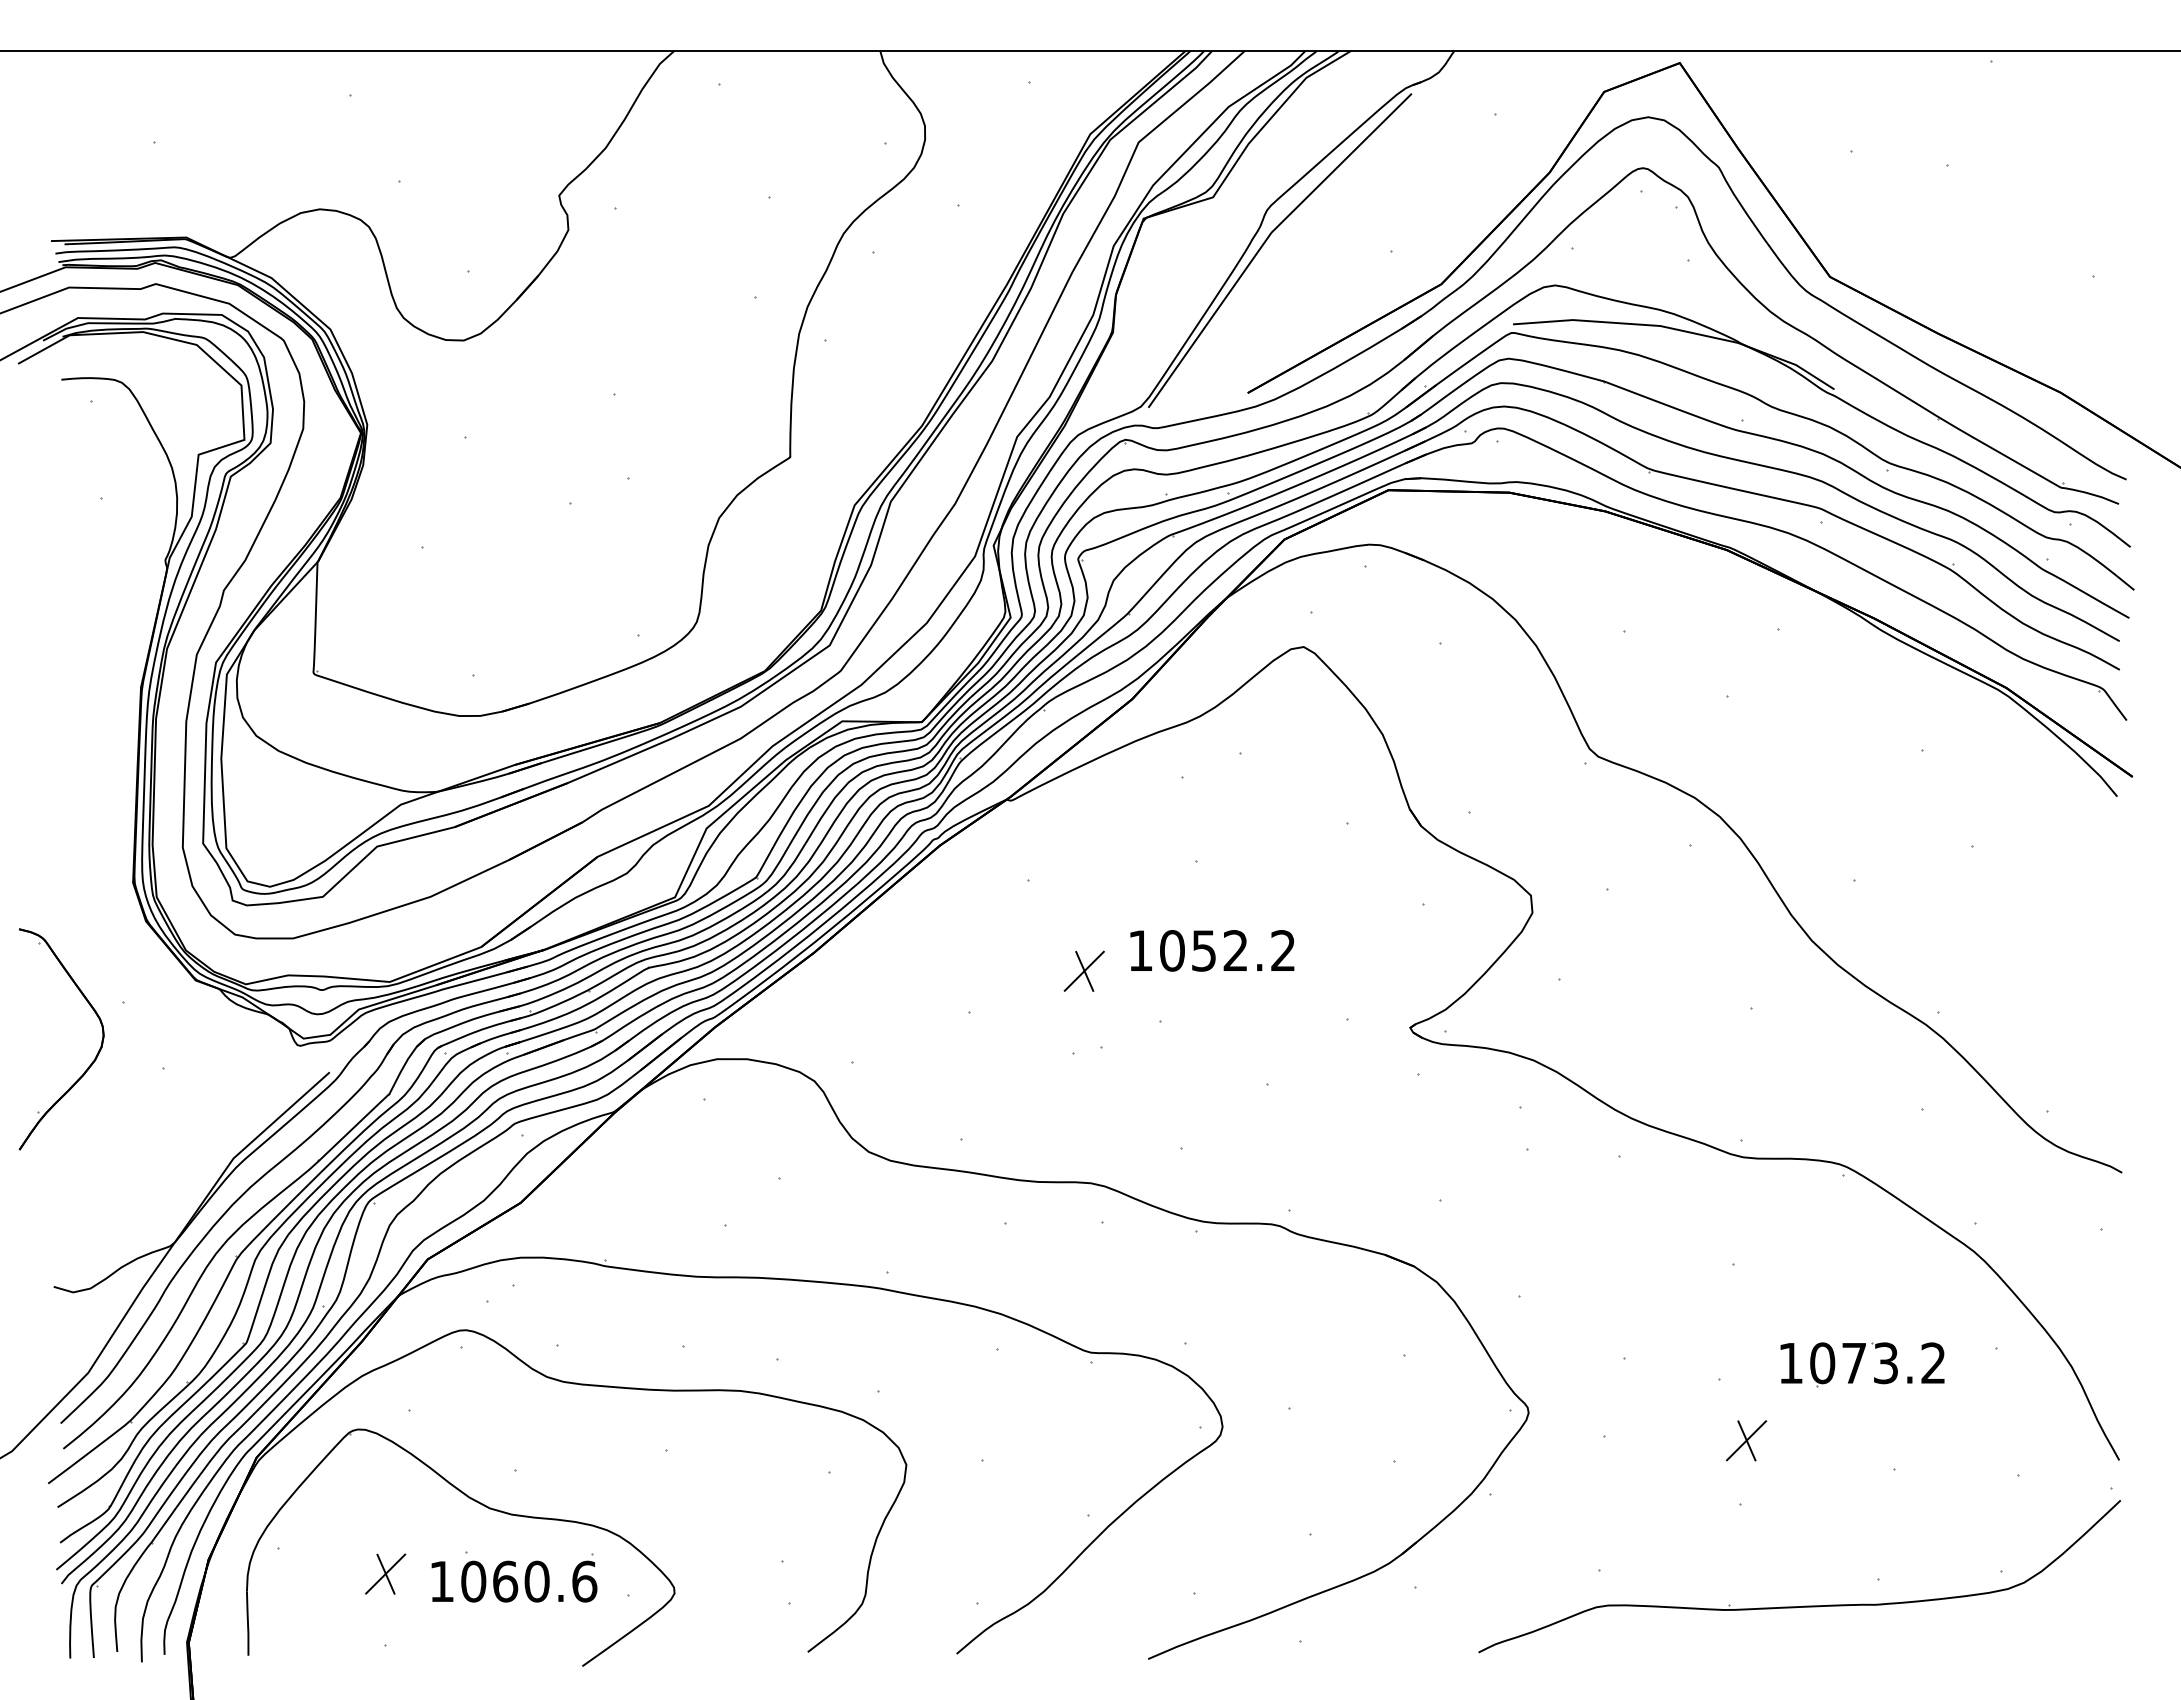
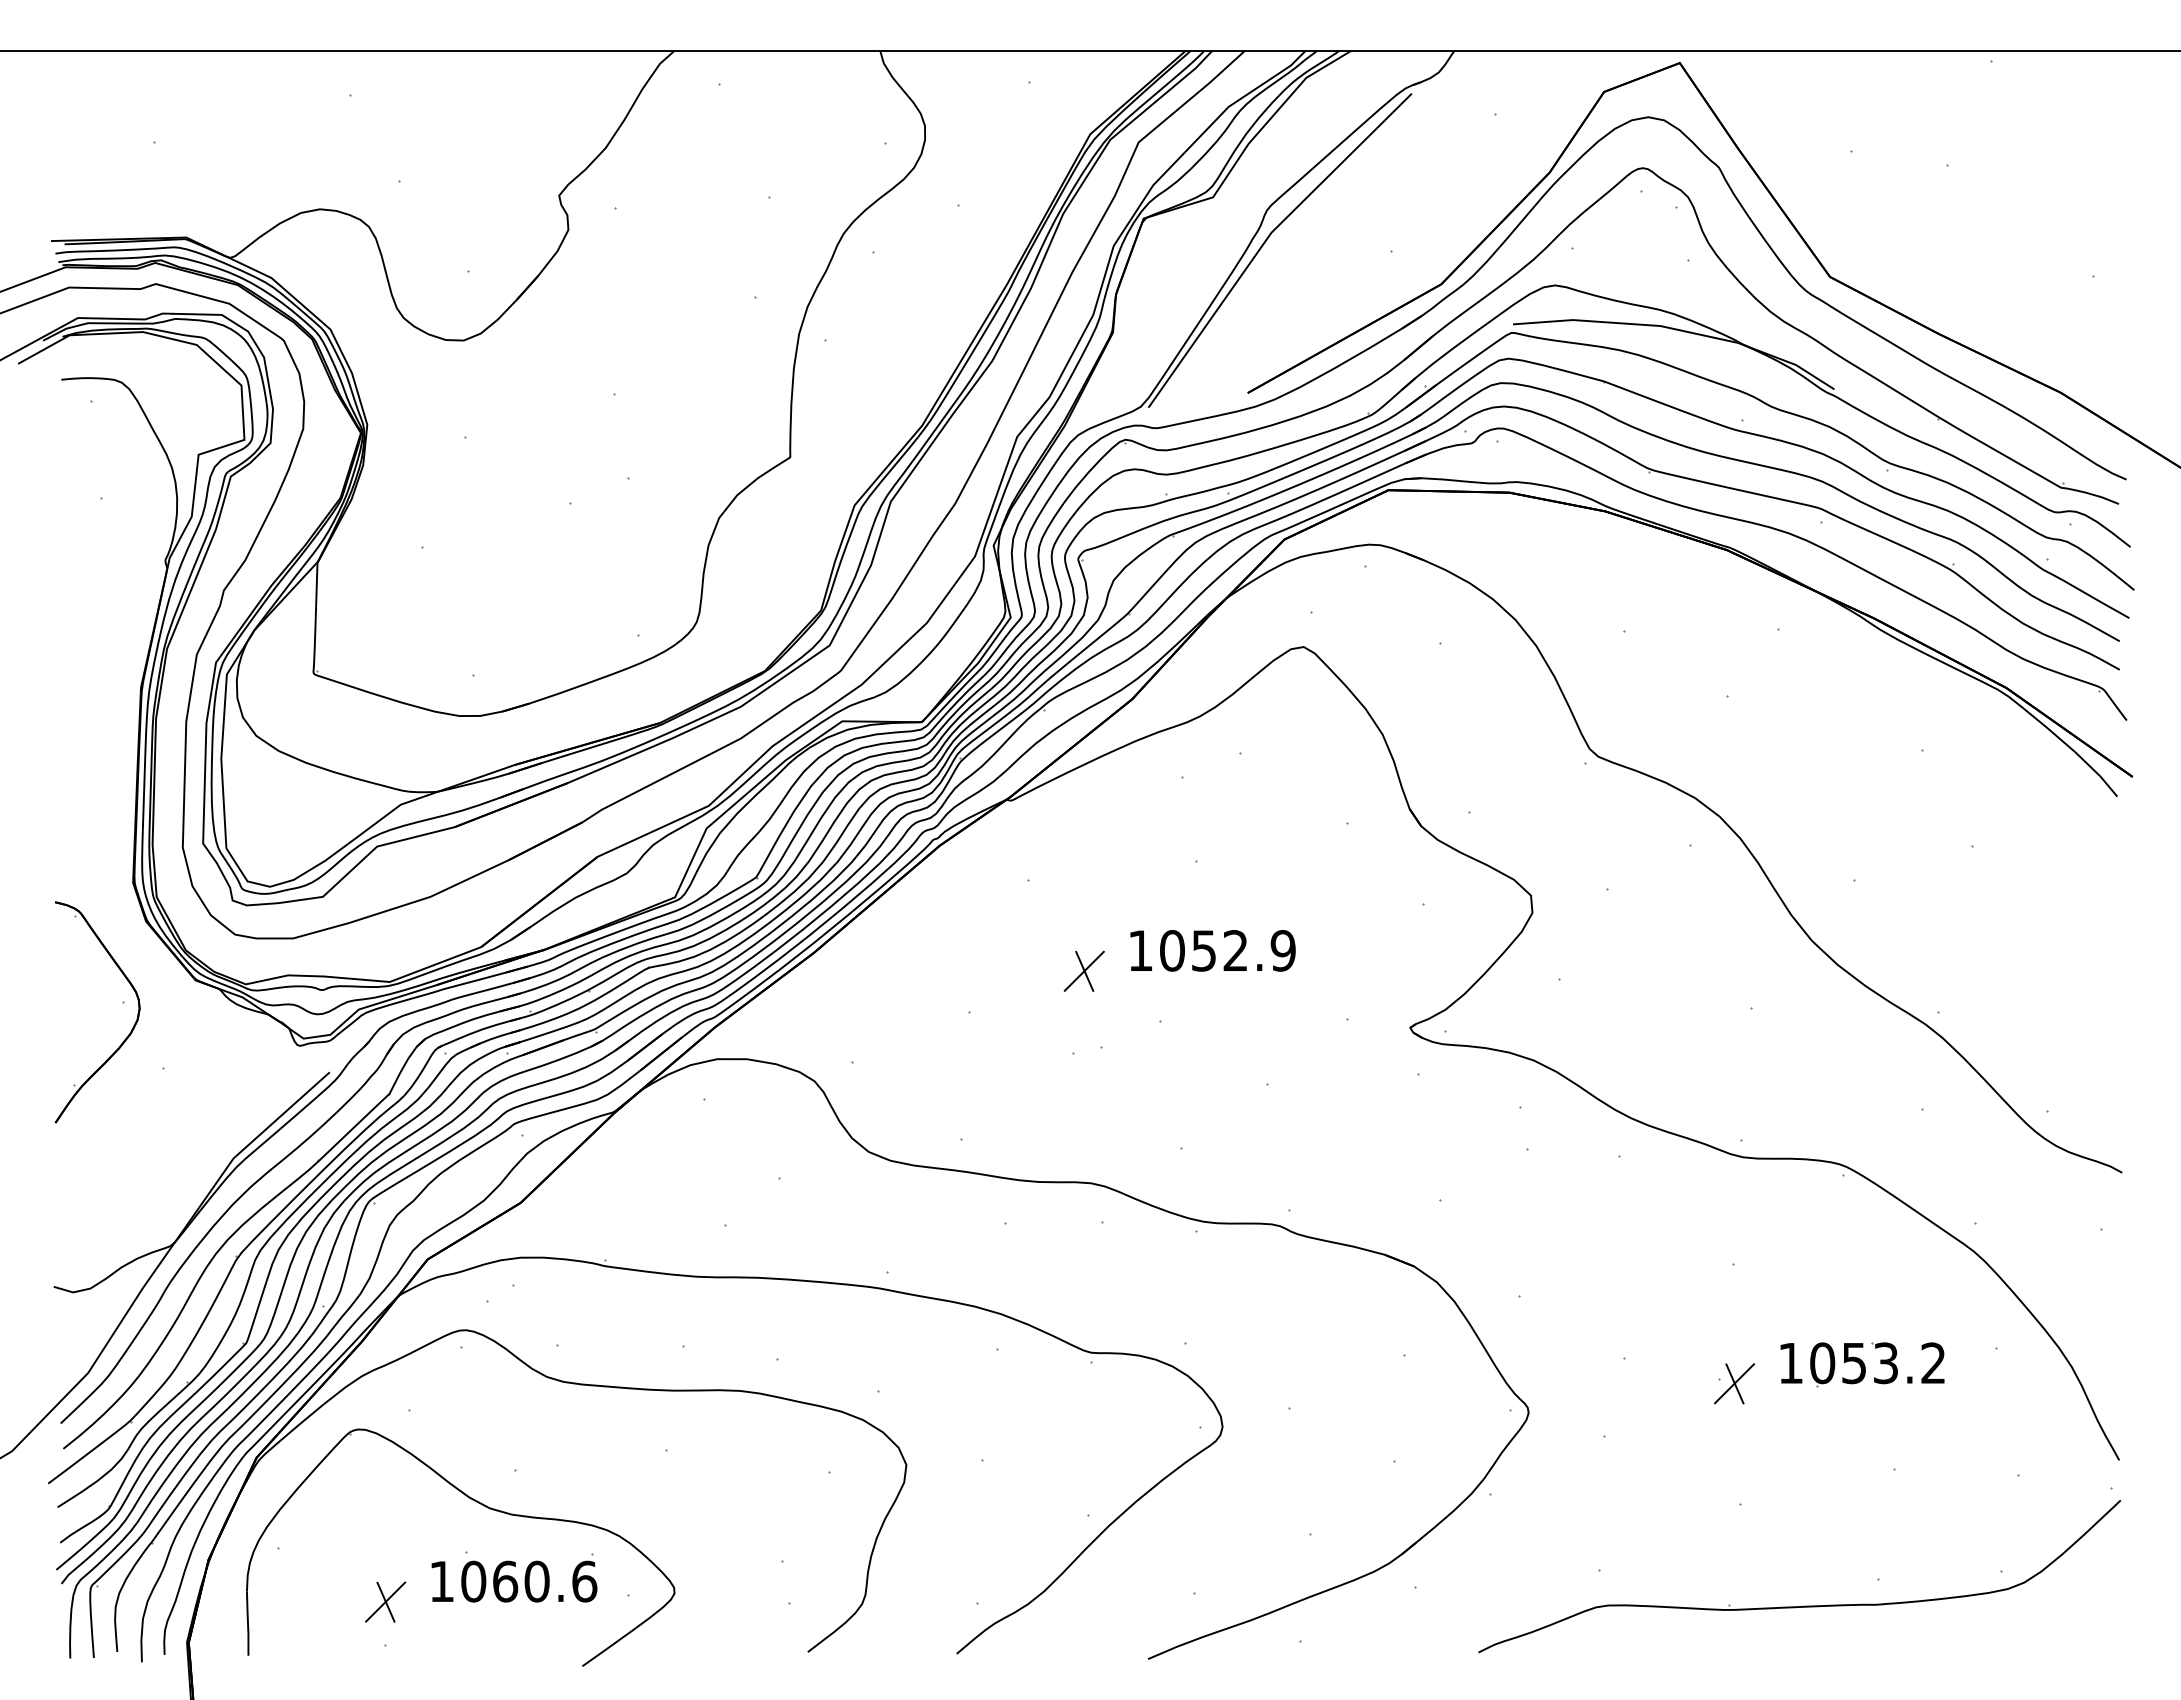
text: 1052.2 -> 1052.9 (1282, 950)
part position: (91, 1062) -> (127, 1035) (127, 1035)
text: 1073.2 -> 1053.2 (1853, 1363)
part position: (1746, 1440) -> (1734, 1383) (1734, 1383)
part position: (385, 1573) -> (385, 1601) (385, 1601)
